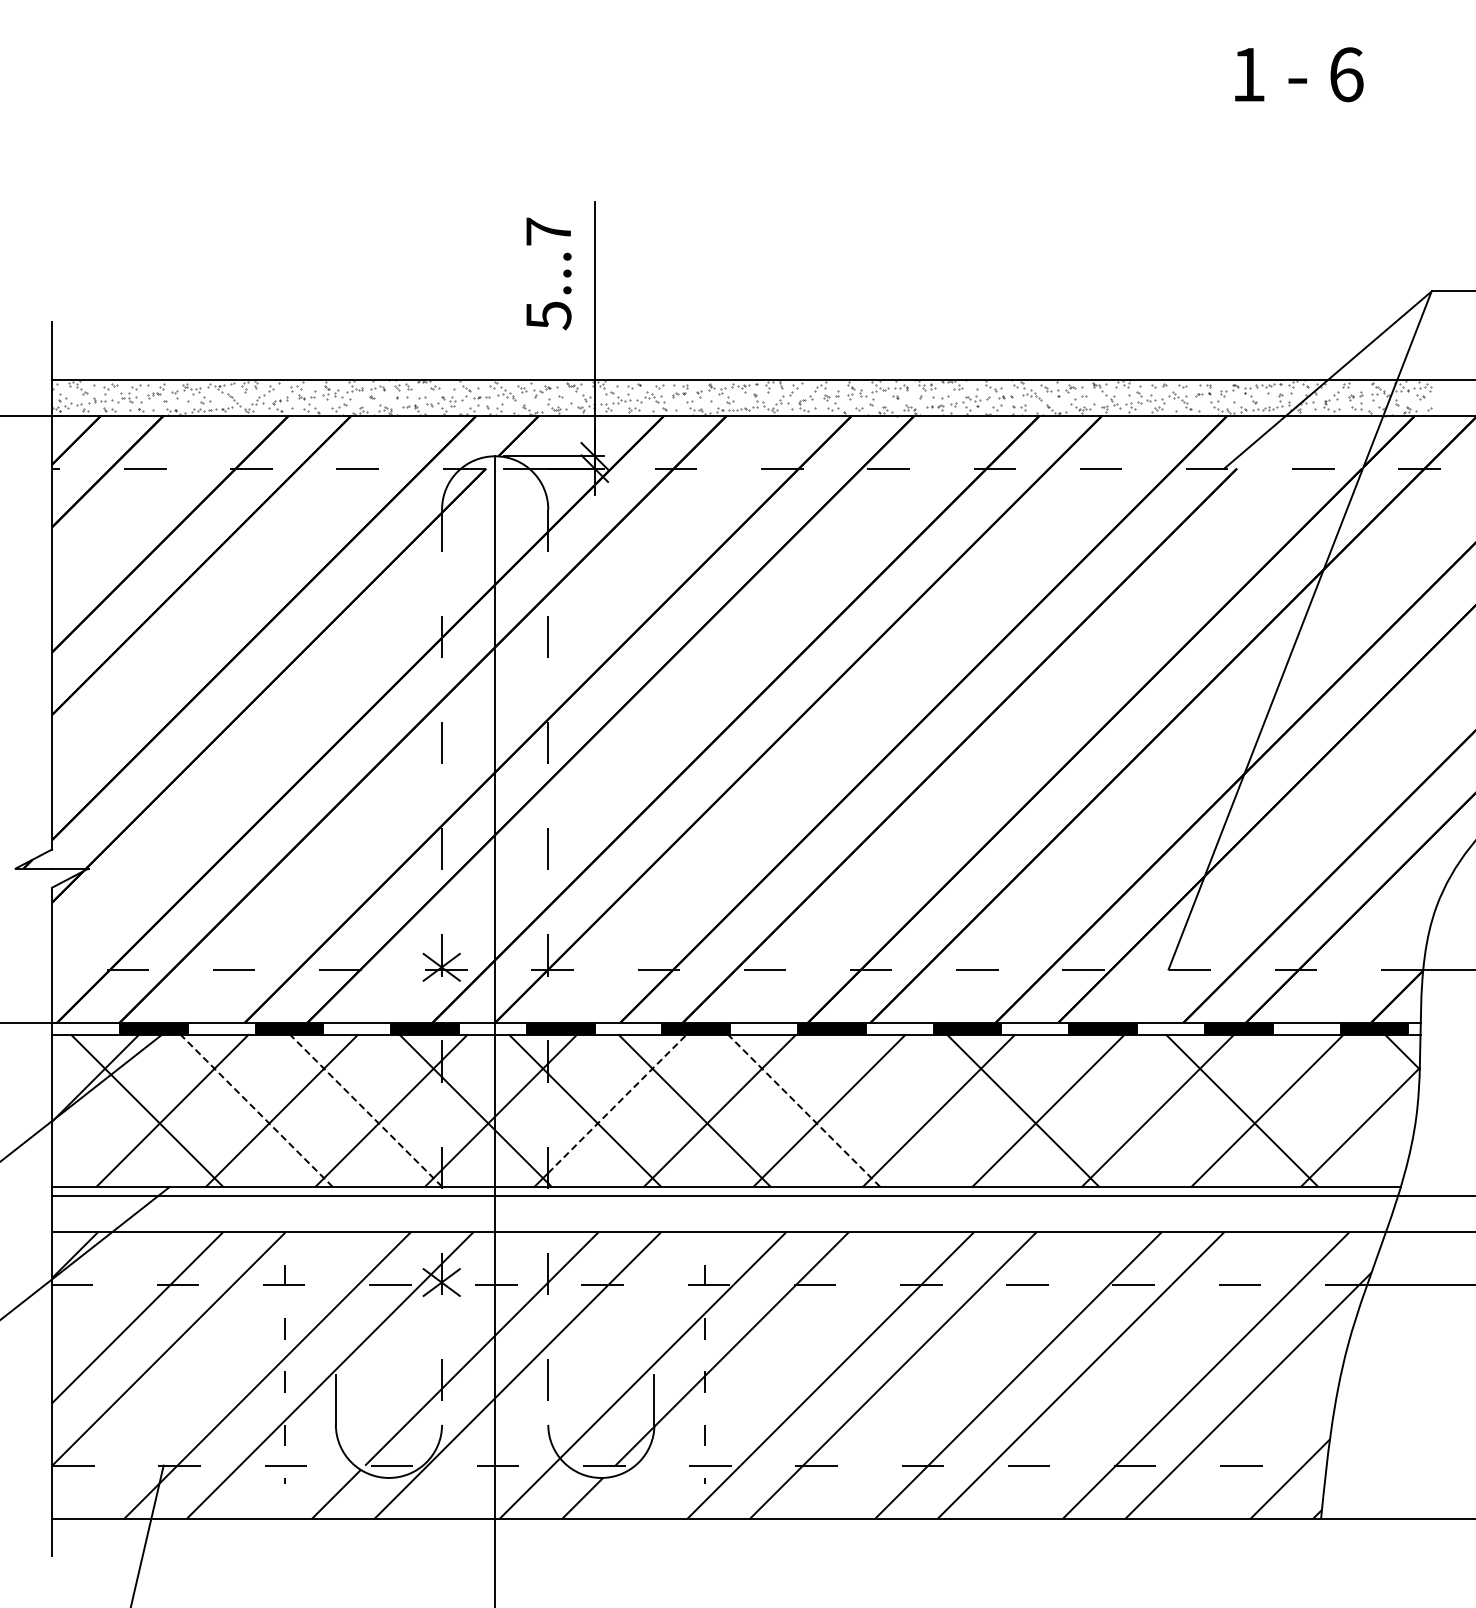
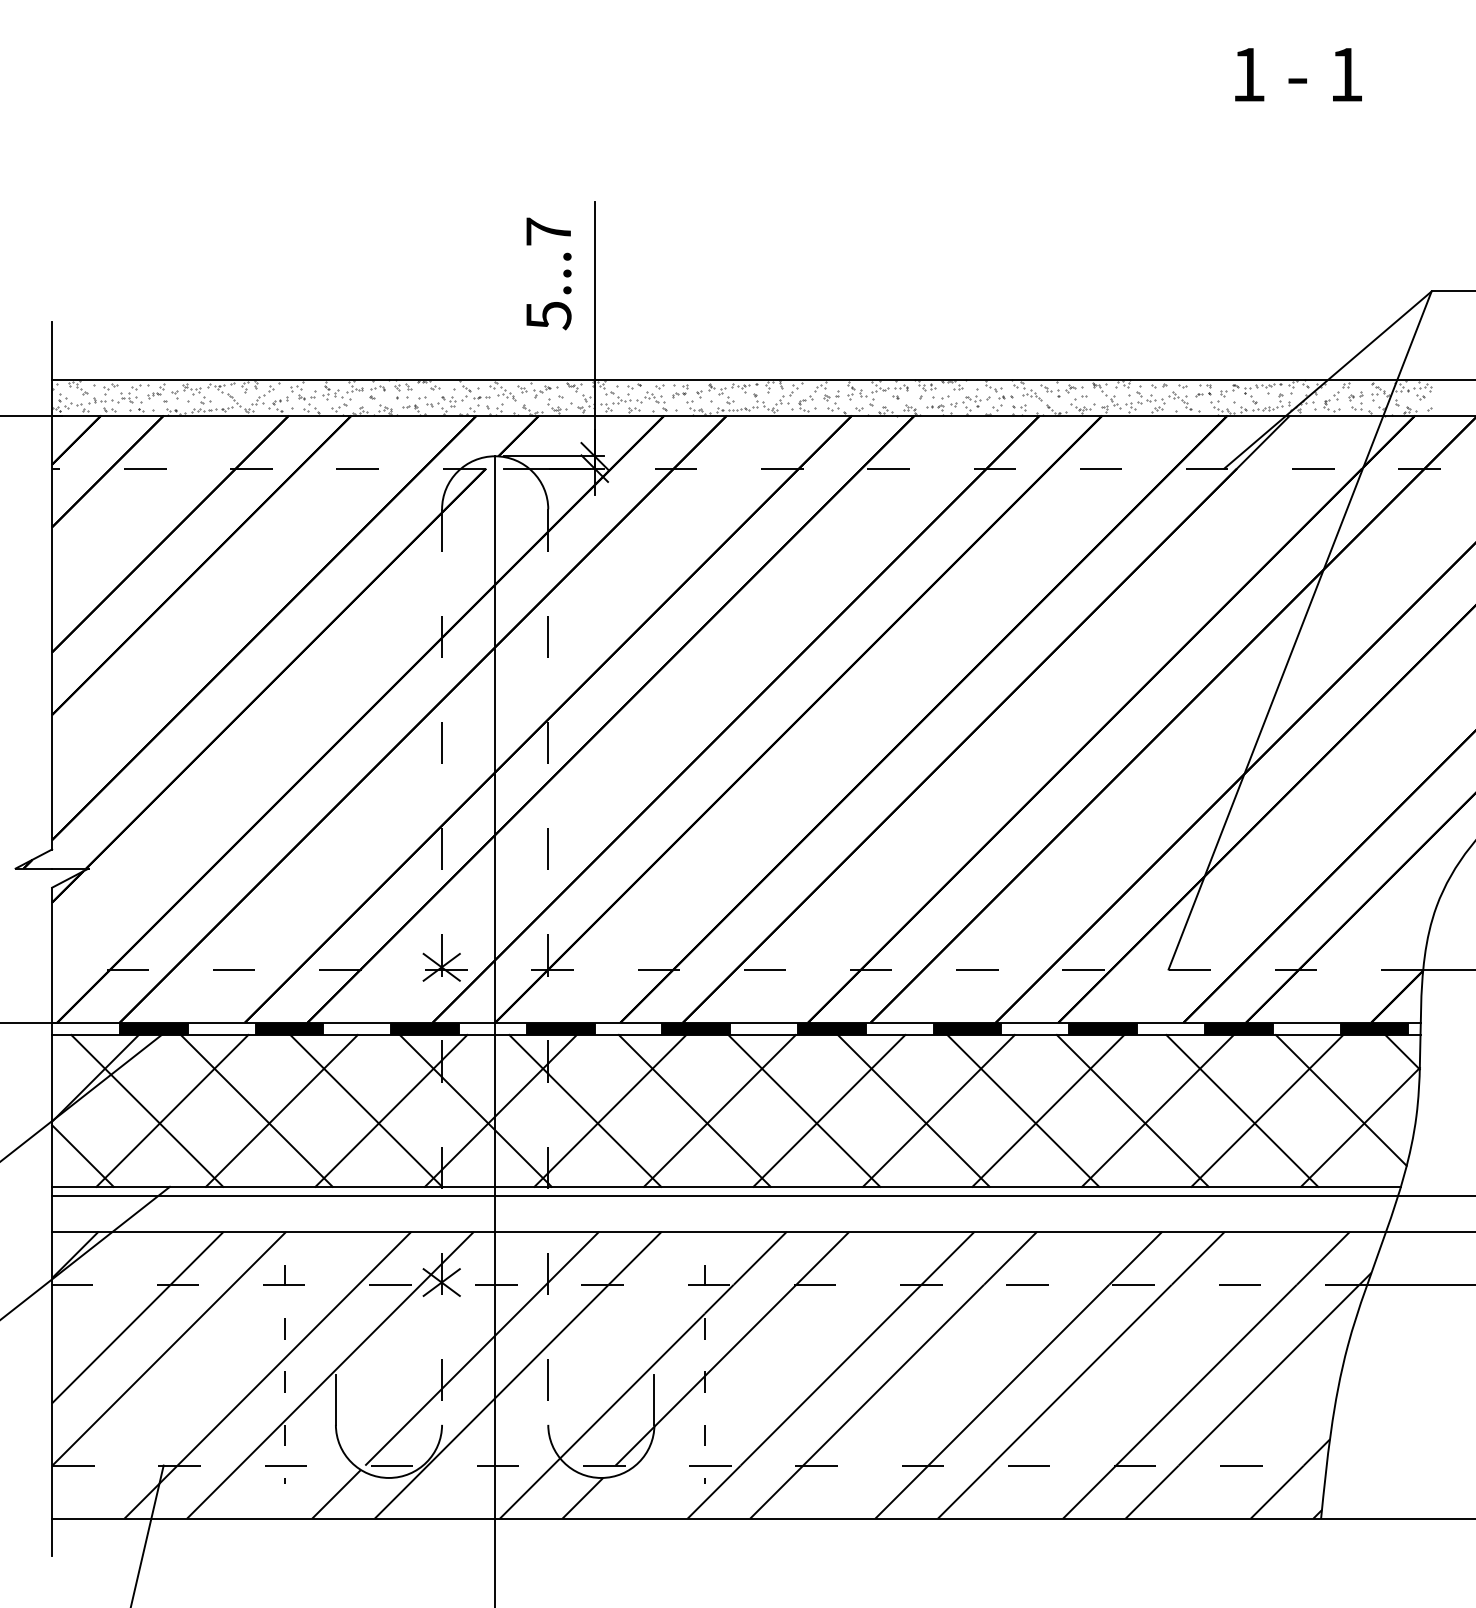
text: 6 -> 1 (1346, 74)
hatch: none -> present (1299, 441)
line: none -> present (1340, 1100)
line: dashed -> solid (617, 1104)
line: dashed -> solid (256, 1110)
line: dashed -> solid (365, 1110)
line: dashed -> solid (803, 1110)
line: none -> present (913, 1110)
line: none -> present (1132, 1110)
line: none -> present (82, 1155)
